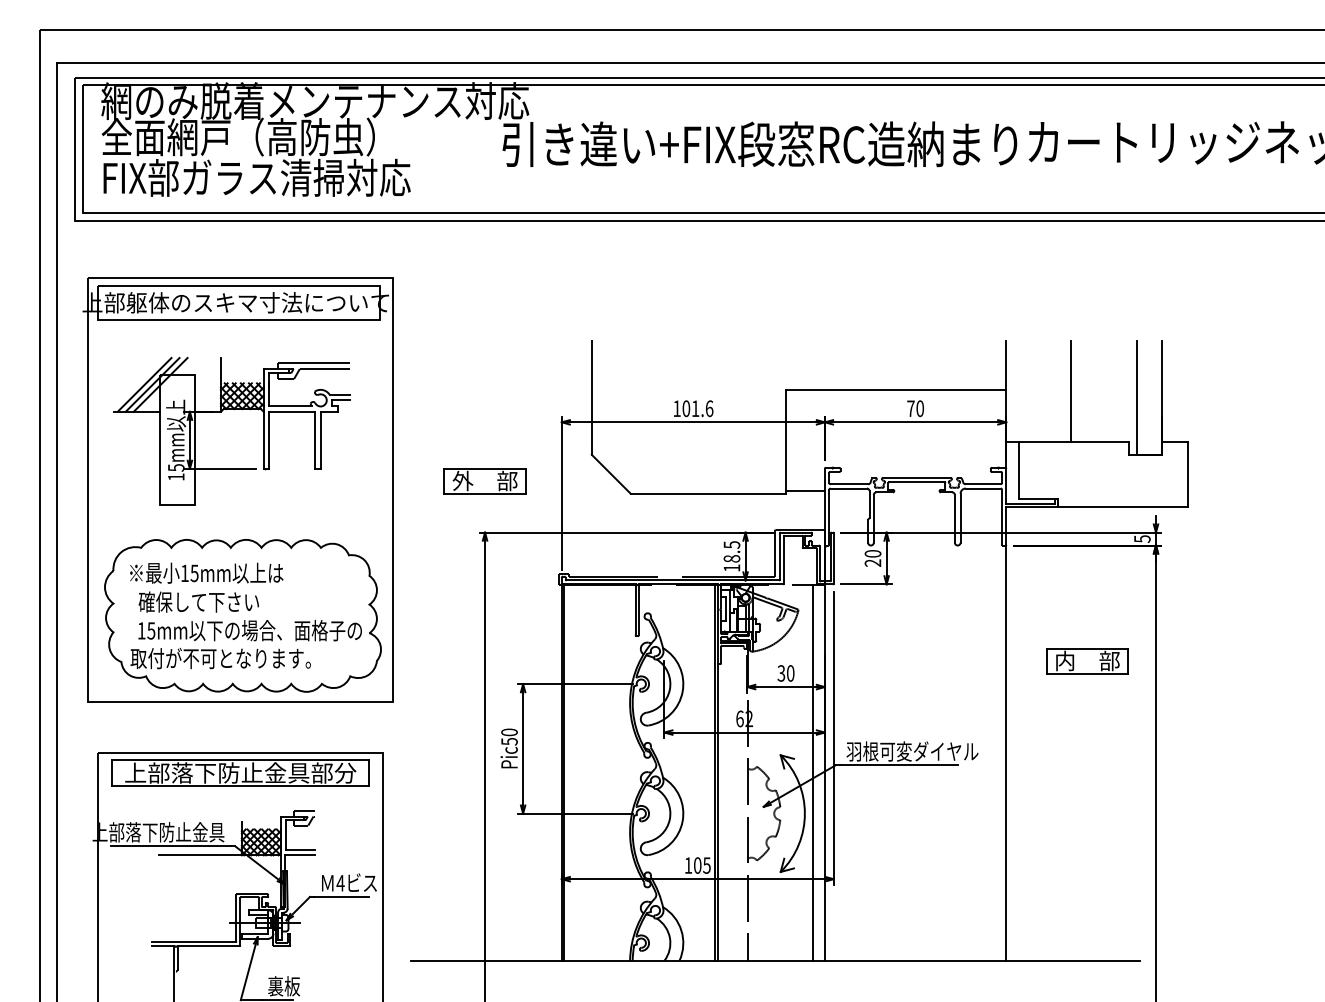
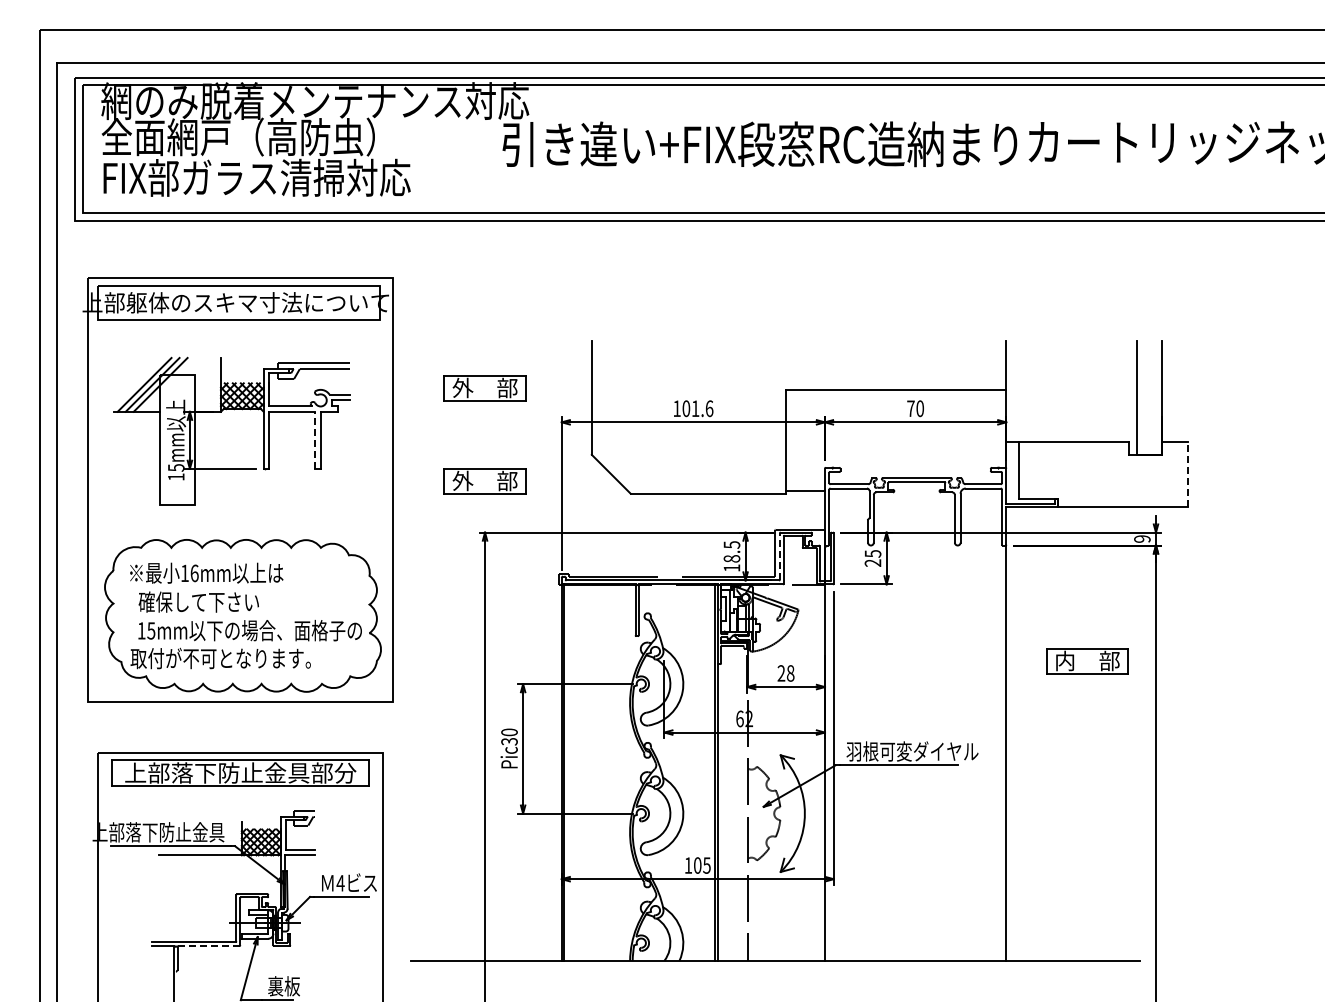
part: none -> present (484, 388)
line: present -> none (1071, 391)
line: solid -> dashed (315, 439)
line: solid -> dashed (1187, 473)
text: 5 -> 9 (1142, 538)
text: 20 -> 25 (872, 553)
line: solid -> dashed (779, 556)
text: 15mm -> 16mm (194, 573)
text: 30 -> 28 (785, 673)
text: Pic50 -> Pic30 (508, 741)
line: present -> none (813, 772)
line: solid -> dashed (208, 946)
